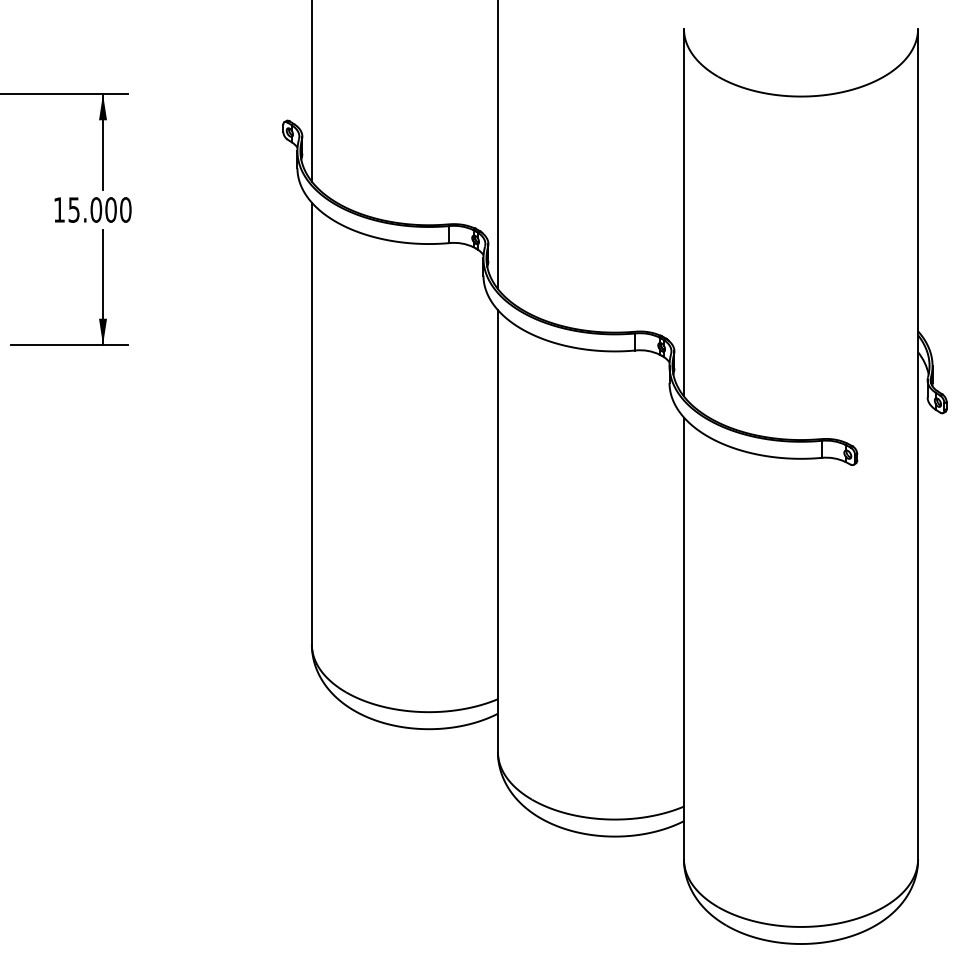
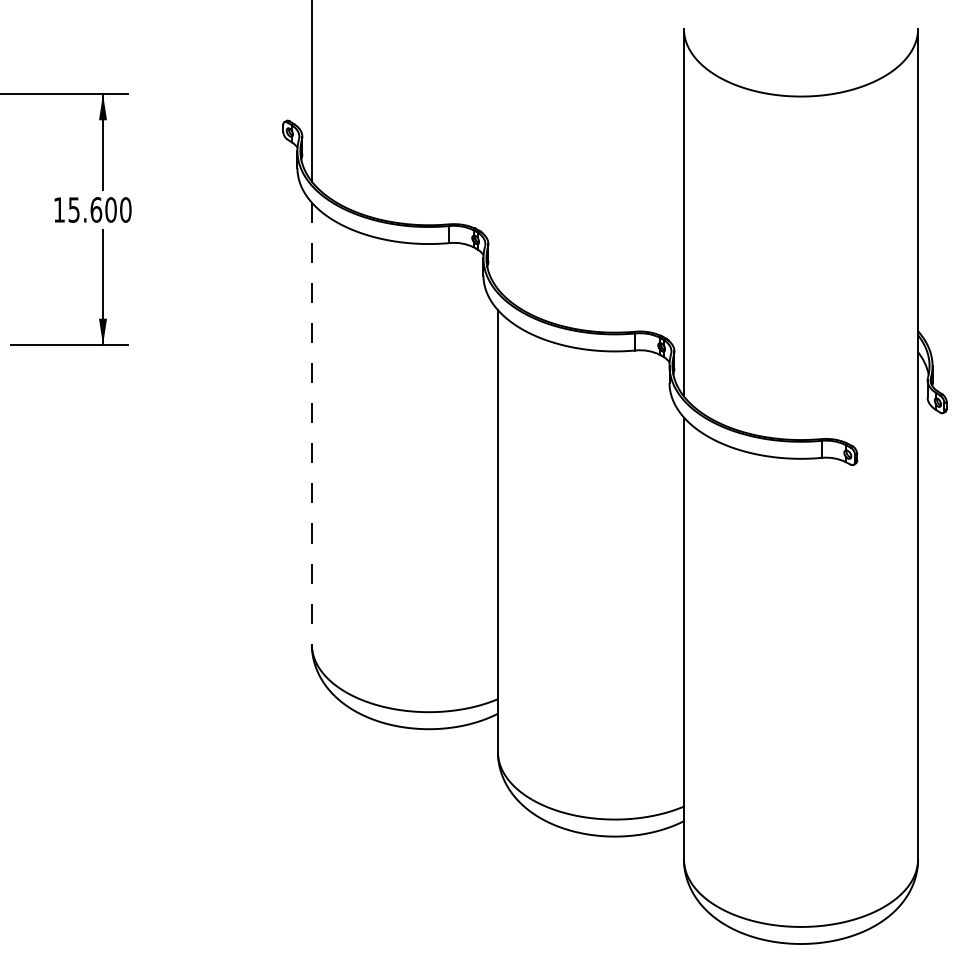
line: present -> none (497, 145)
text: 15.000 -> 15.600 (96, 209)
line: solid -> dashed (311, 423)
